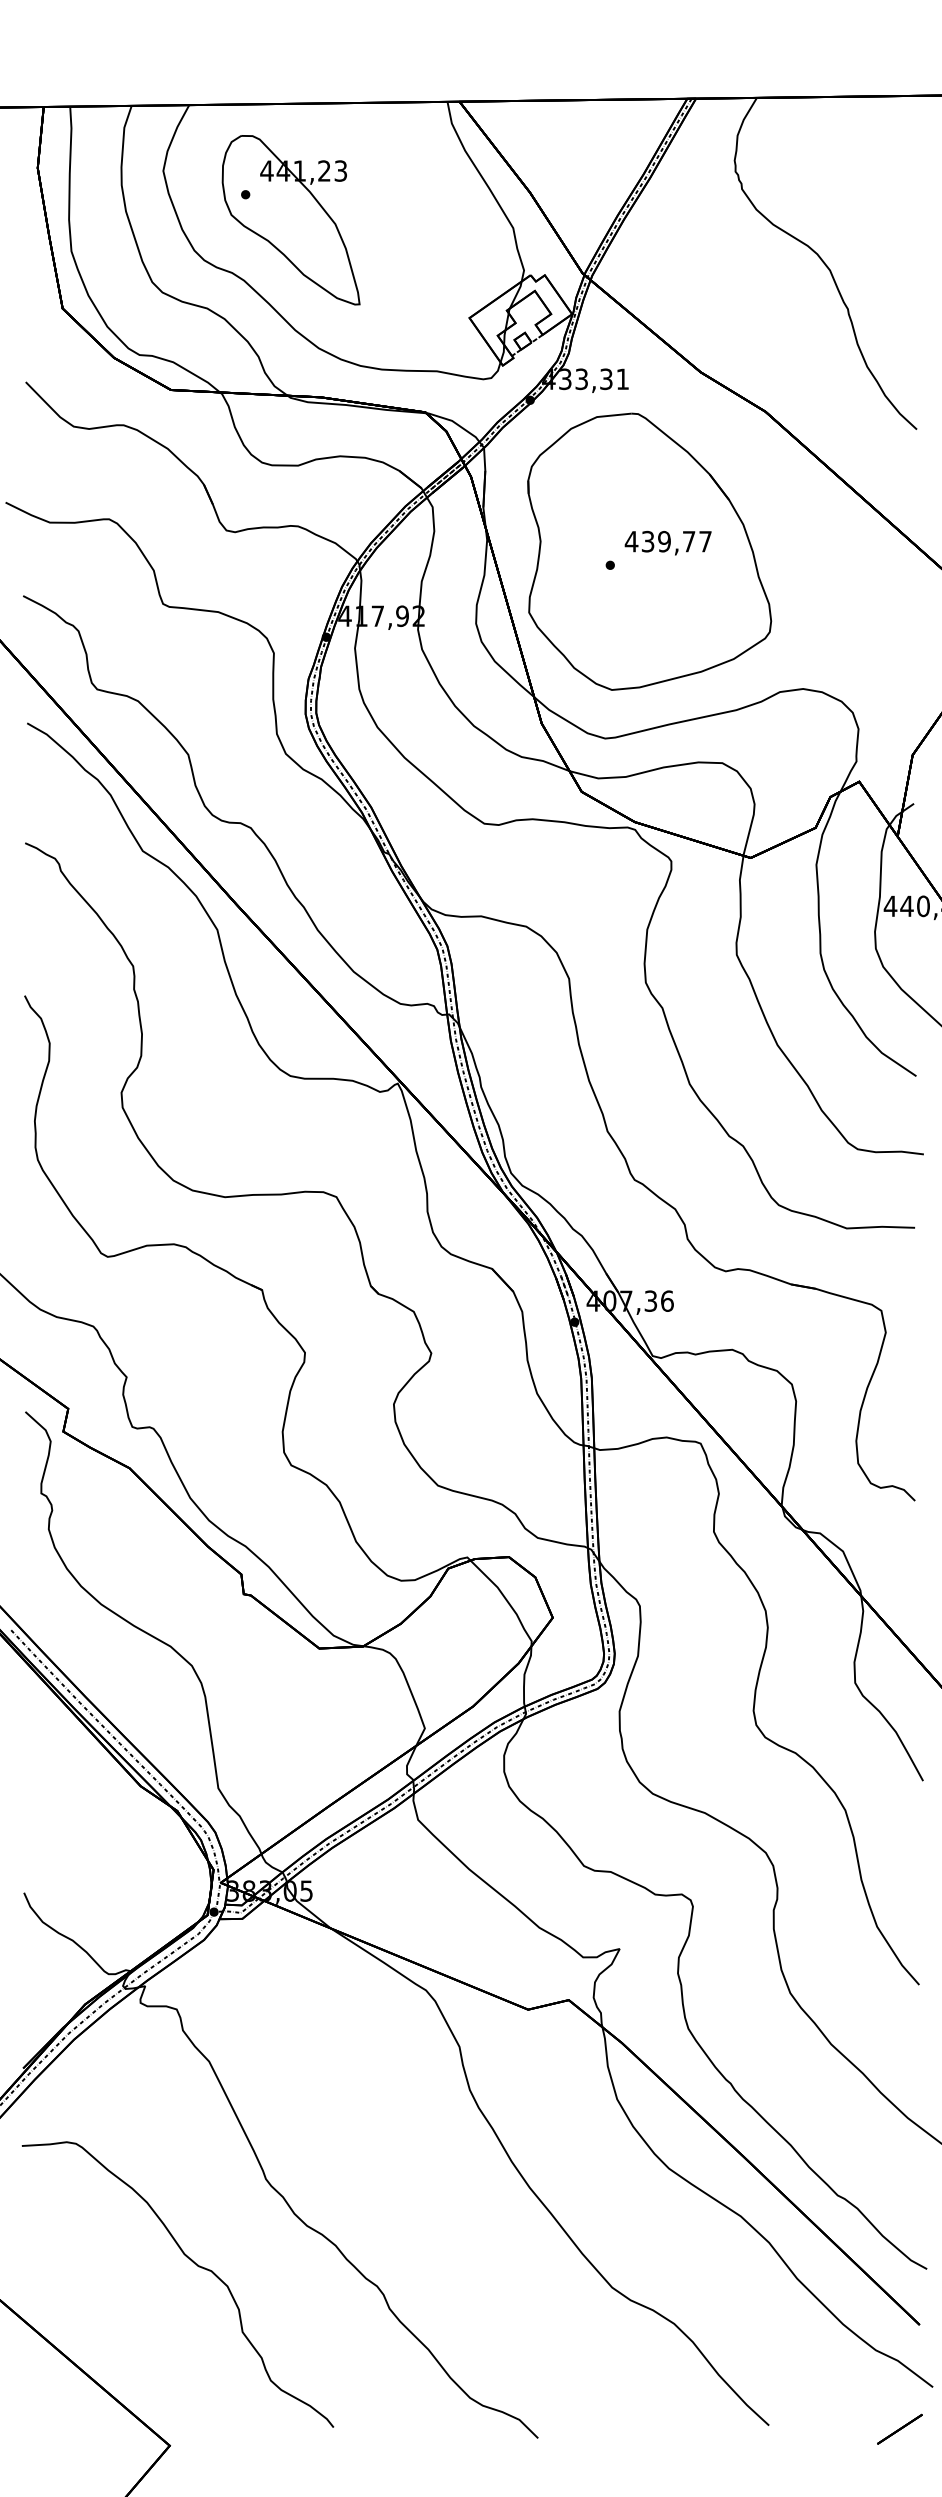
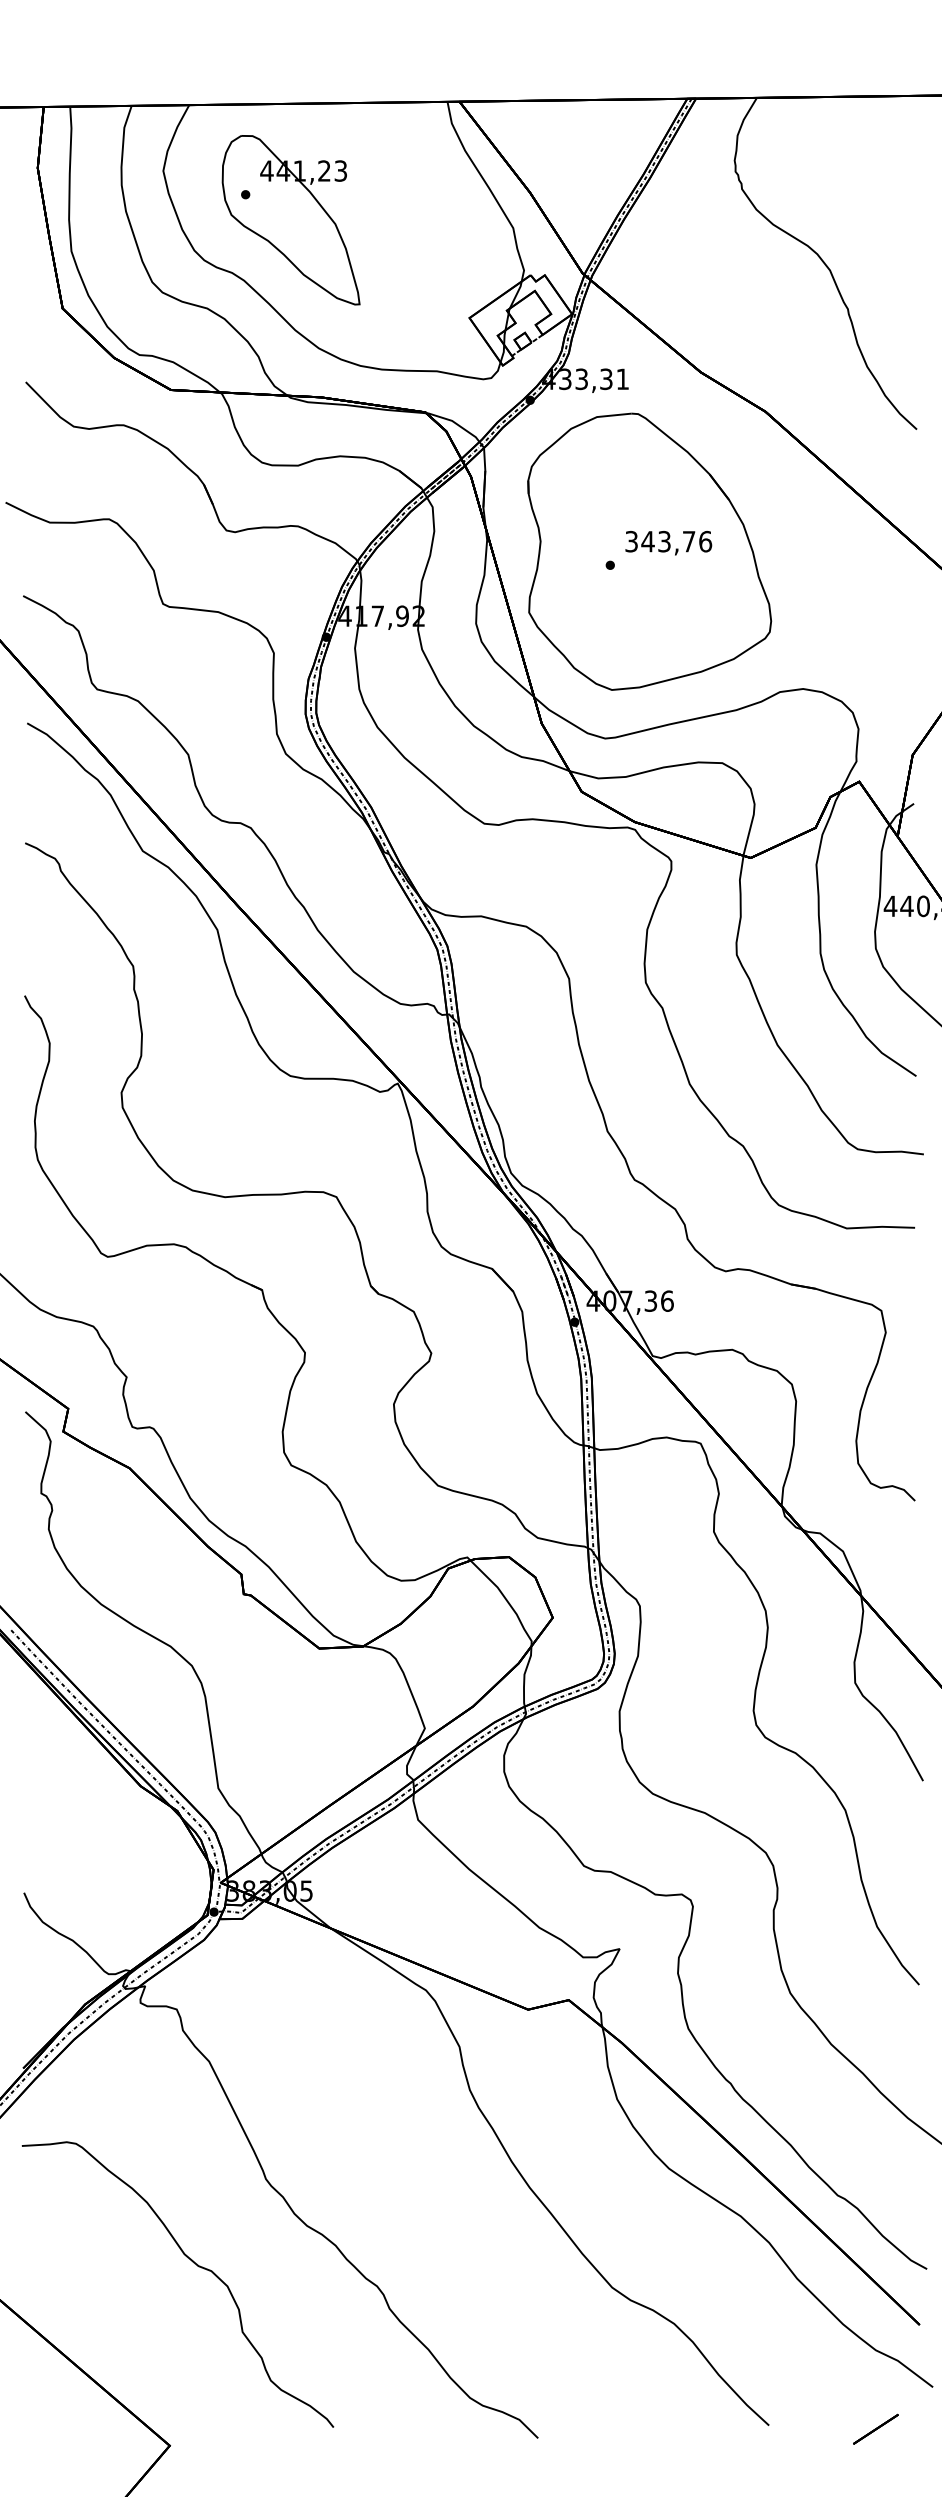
text: 439,77 -> 343,76 (668, 541)
line position: (899, 2428) -> (875, 2428) (875, 2428)
